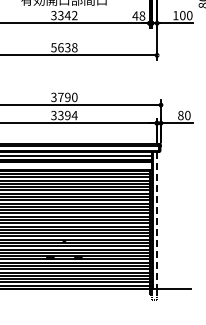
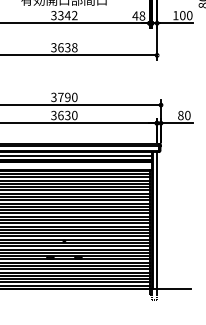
text: 5638 -> 3638 (53, 46)
text: 3394 -> 3630 (67, 115)
line: dashed -> solid (157, 220)
